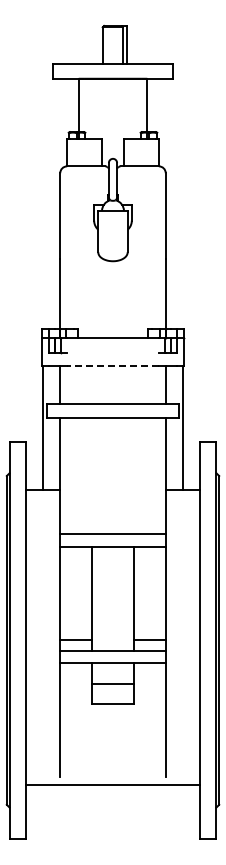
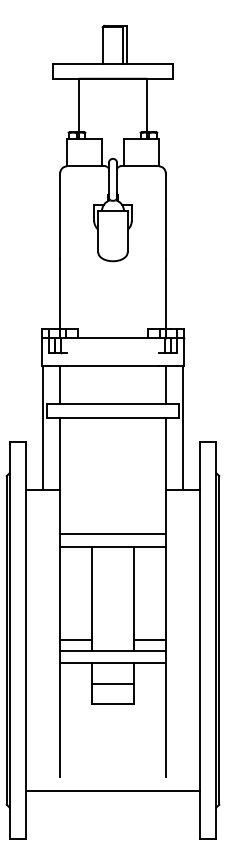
line: dashed -> solid (113, 366)
line position: (113, 785) -> (113, 791) (113, 791)
